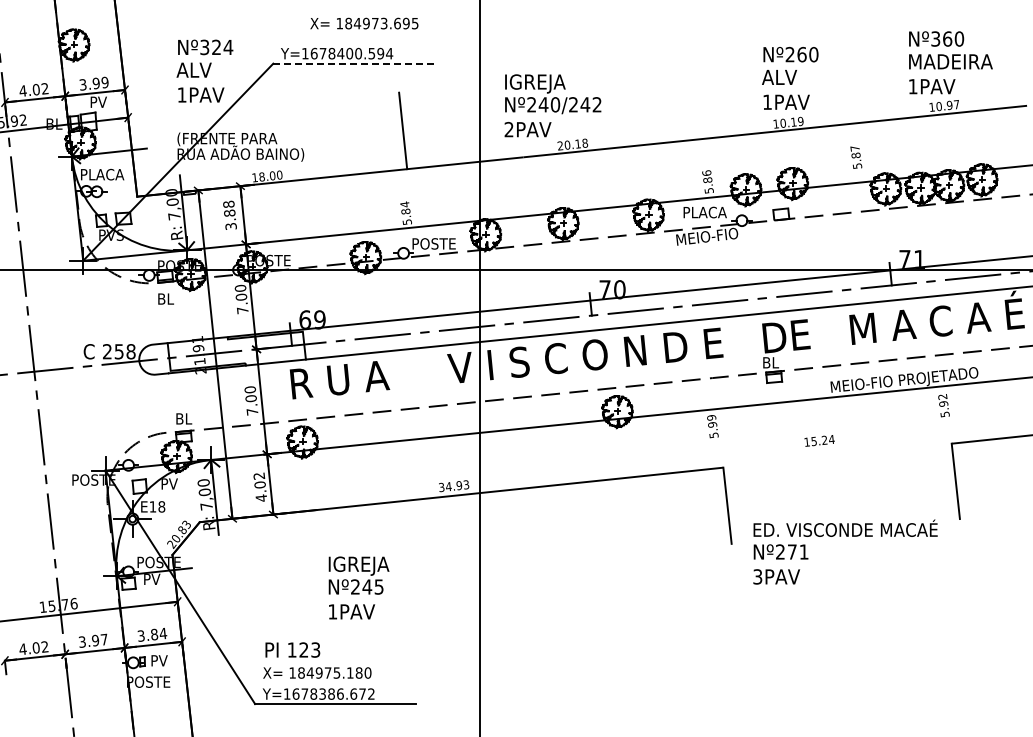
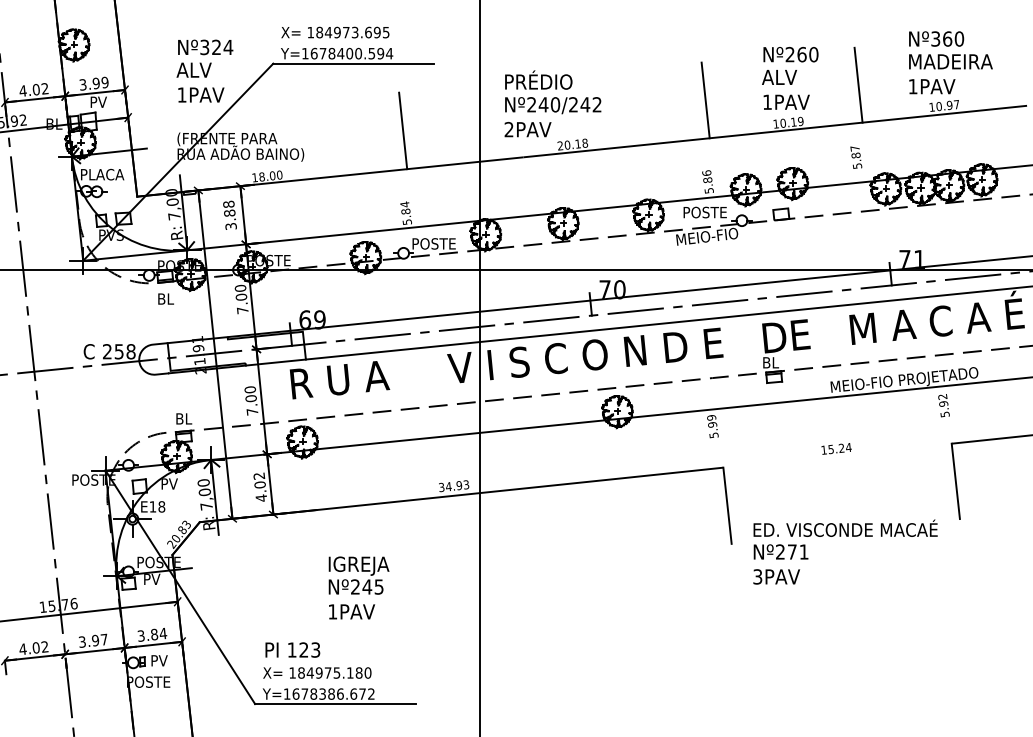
text position: (364, 23) -> (335, 32) (335, 32)
line: dashed -> solid (353, 63)
text: IGREJA -> PRÉDIO (539, 81)
line: none -> present (858, 84)
line: none -> present (705, 100)
text: PLACA -> POSTE (708, 212)
text position: (819, 440) -> (836, 448) (836, 448)
